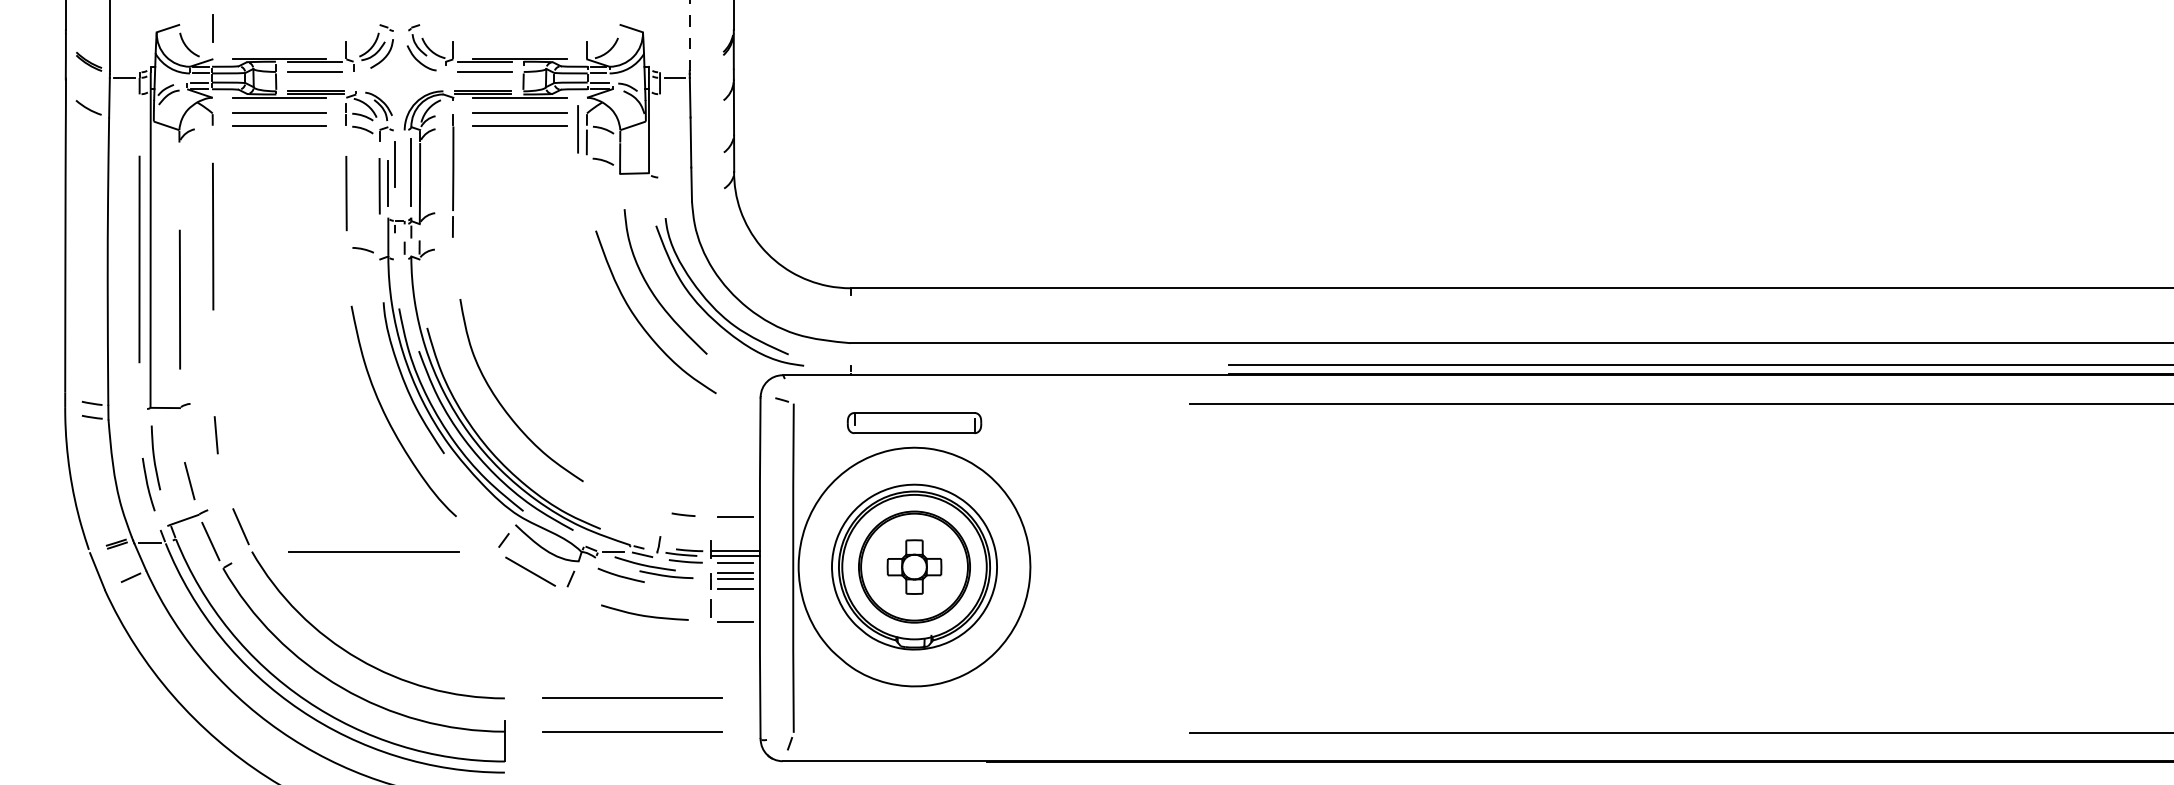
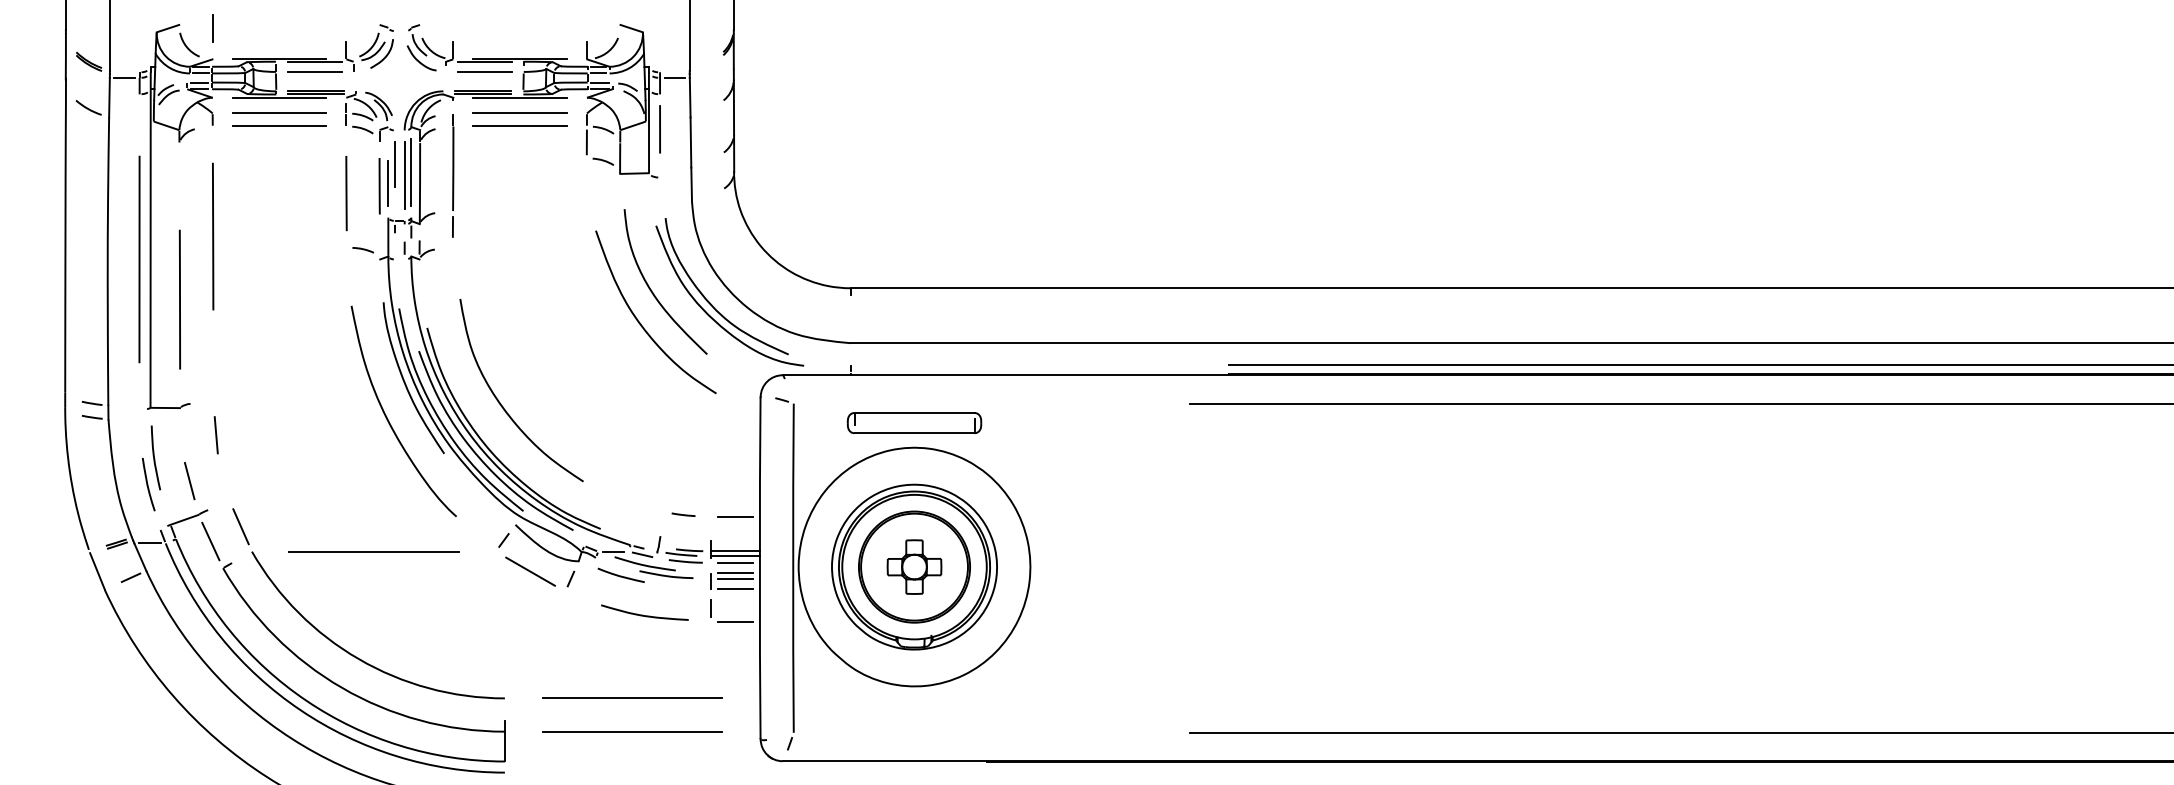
line: dashed -> solid (689, 35)
line position: (577, 129) -> (659, 129) (659, 129)
line: none -> present (404, 175)
